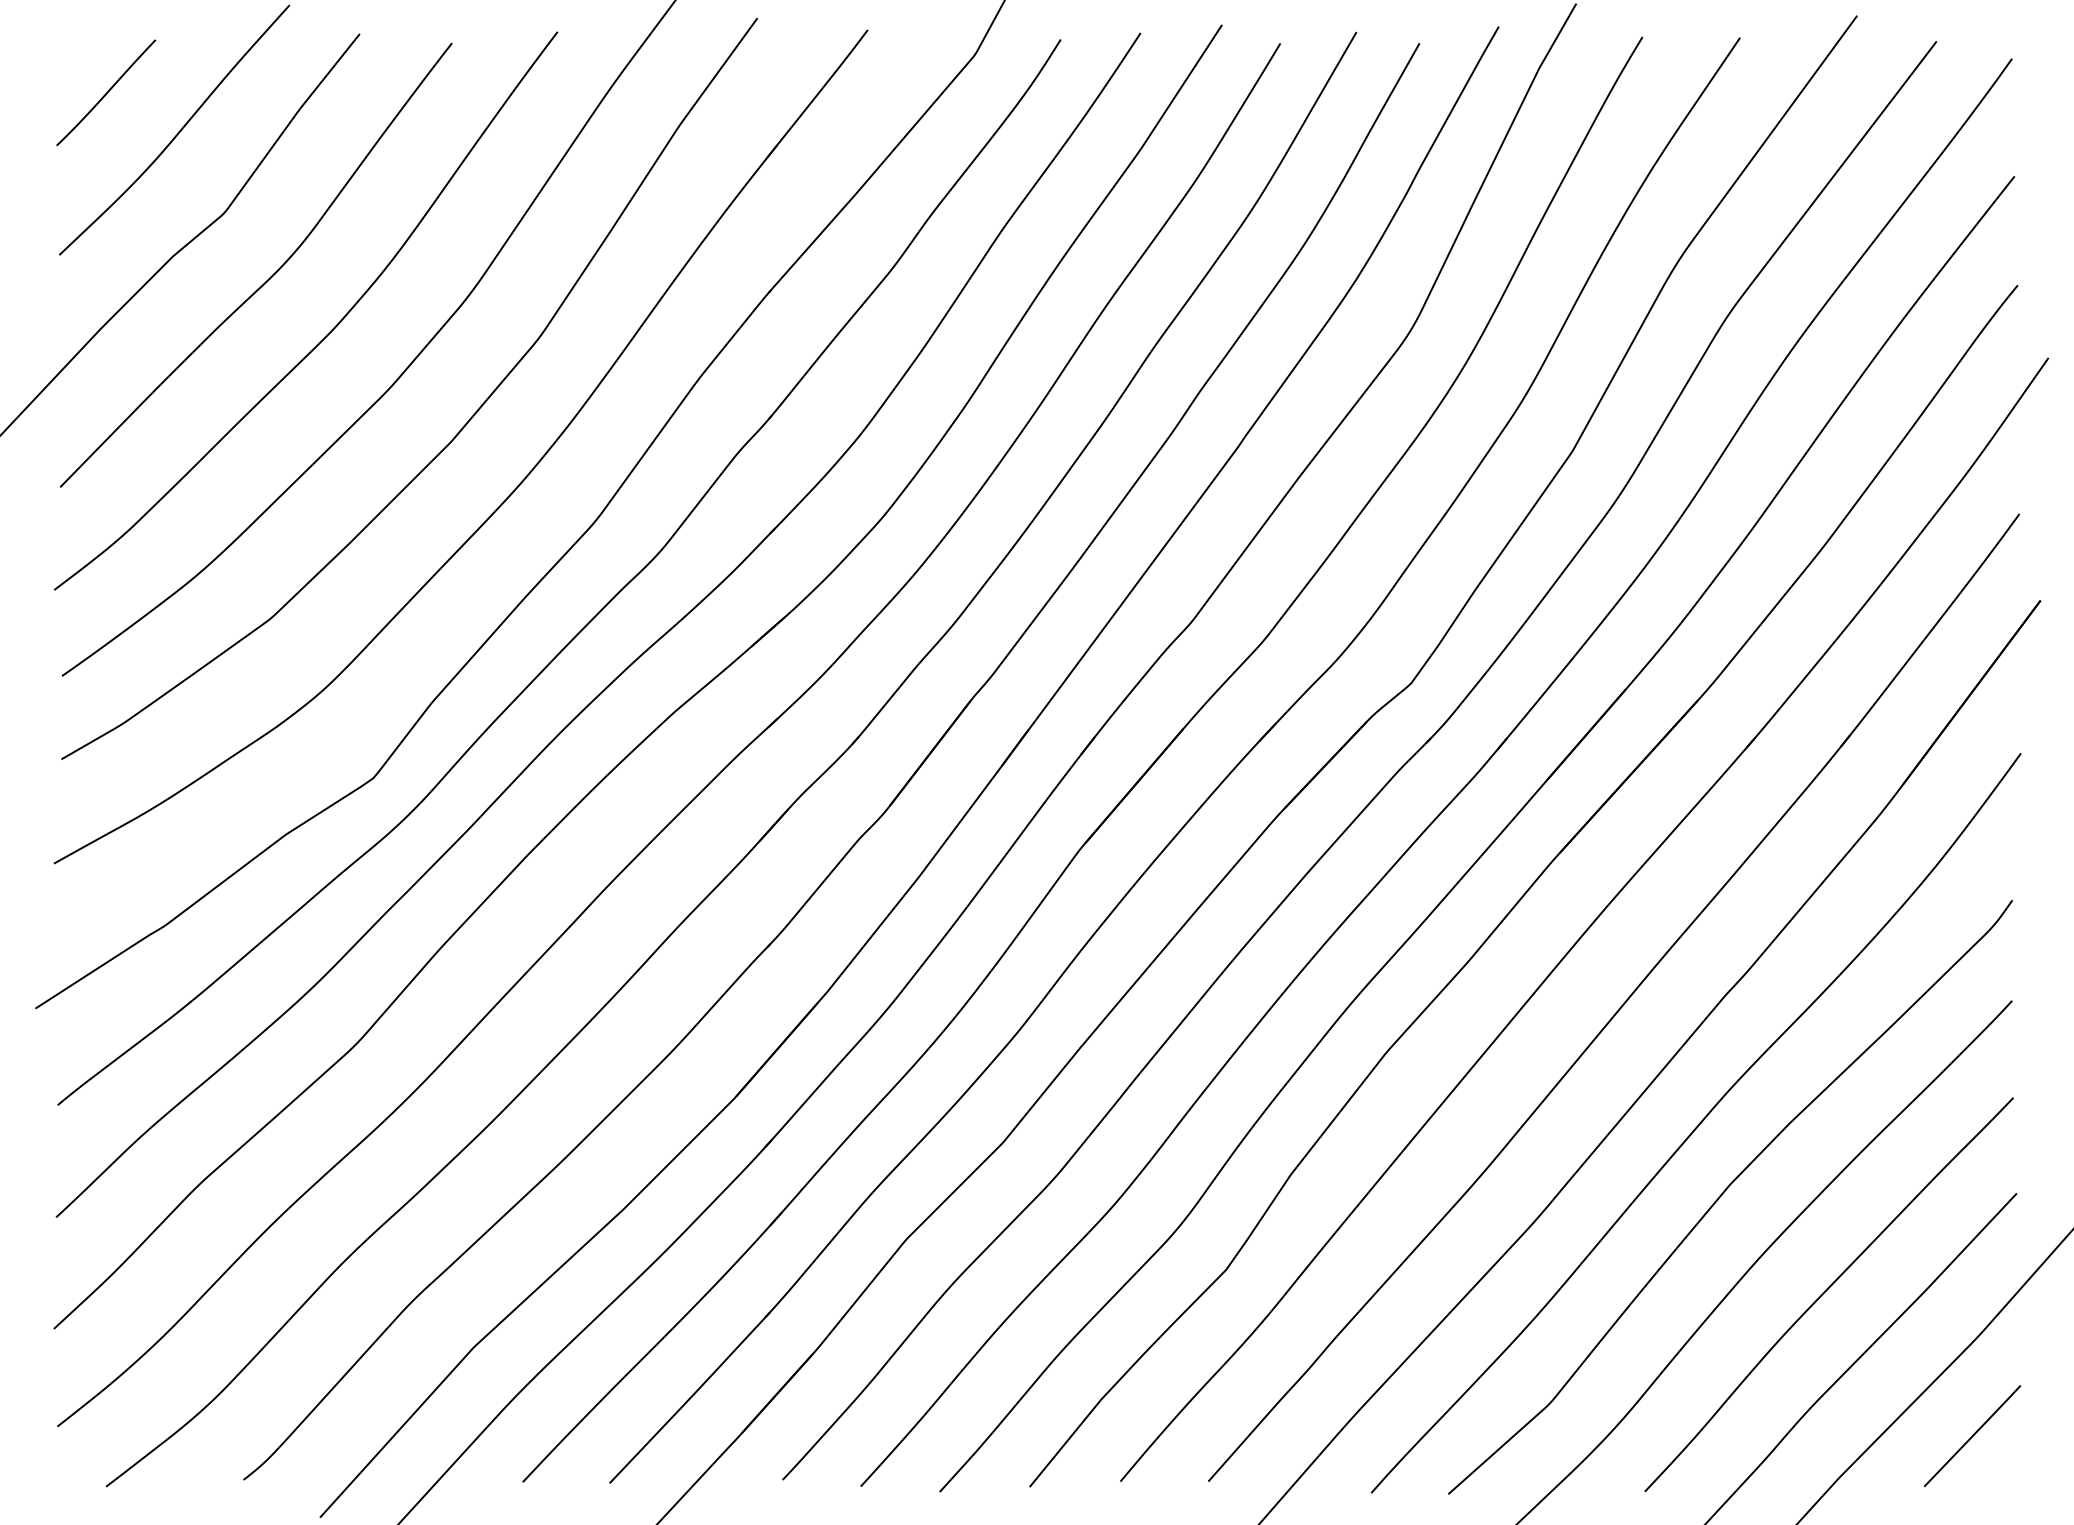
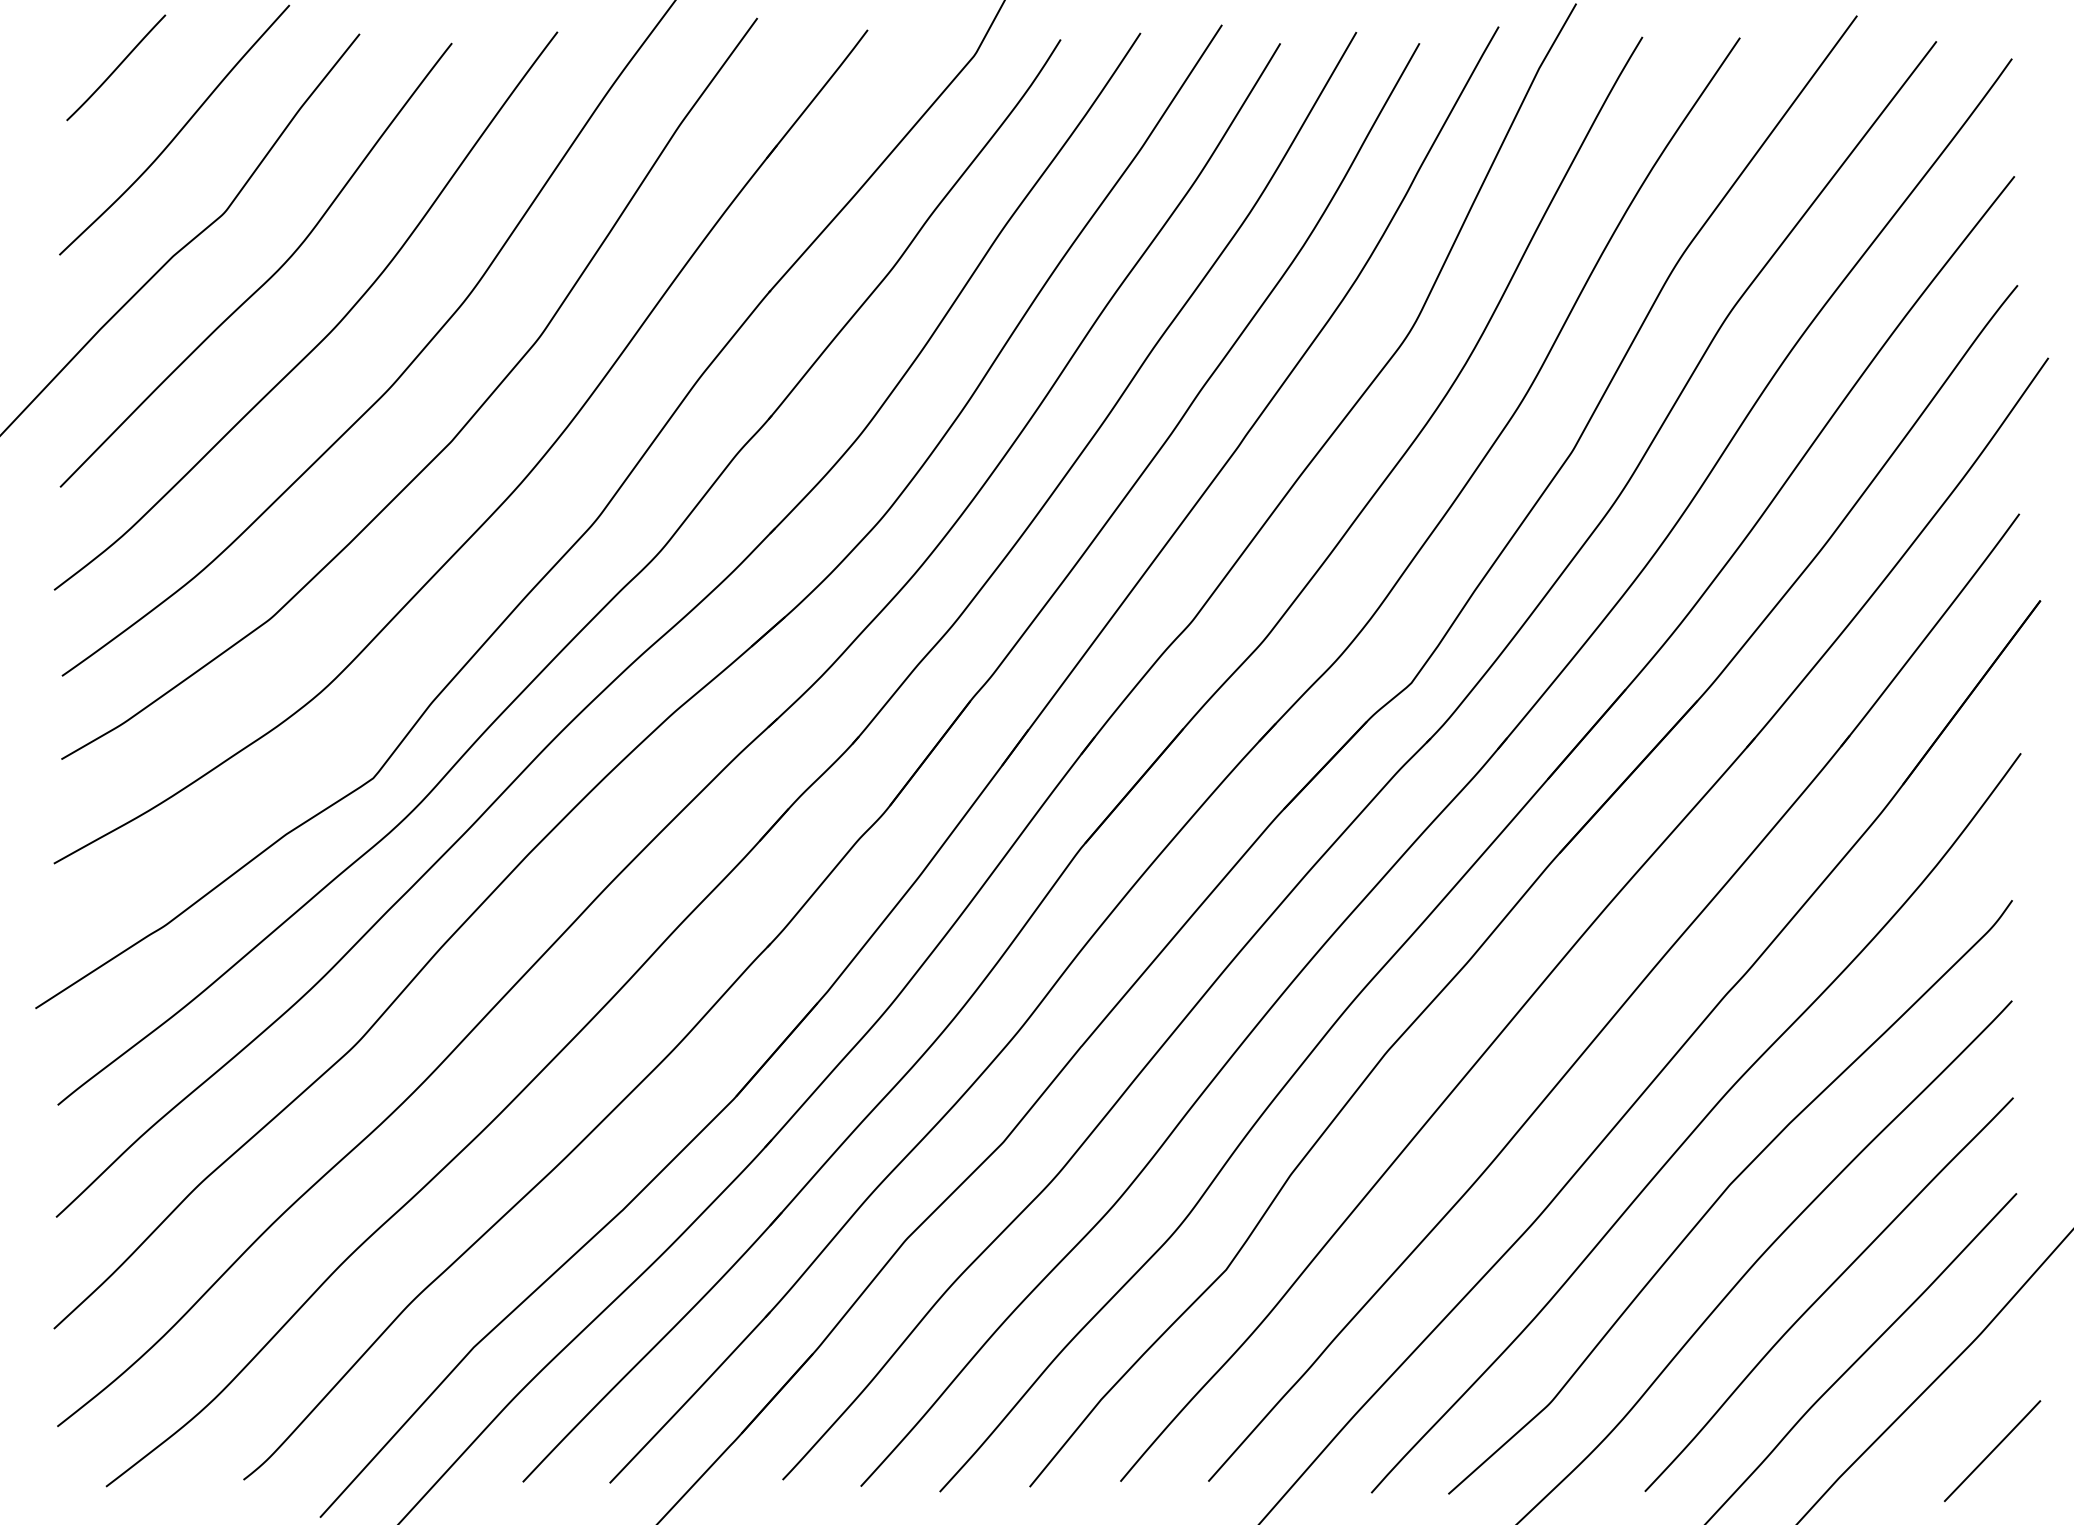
curve position: (106, 92) -> (116, 67) (116, 67)
line position: (1972, 1435) -> (1992, 1450) (1992, 1450)
